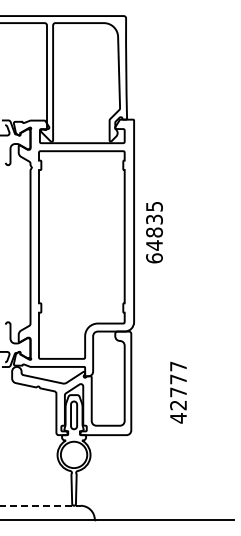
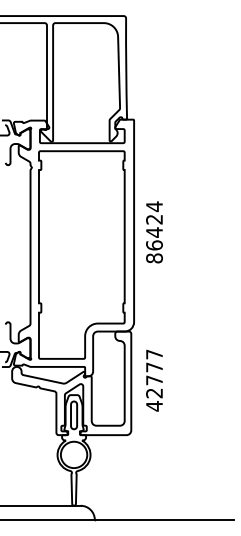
text: 64835 -> 86424 (154, 232)
text position: (178, 392) -> (154, 380) (154, 380)
line: dashed -> solid (40, 505)
